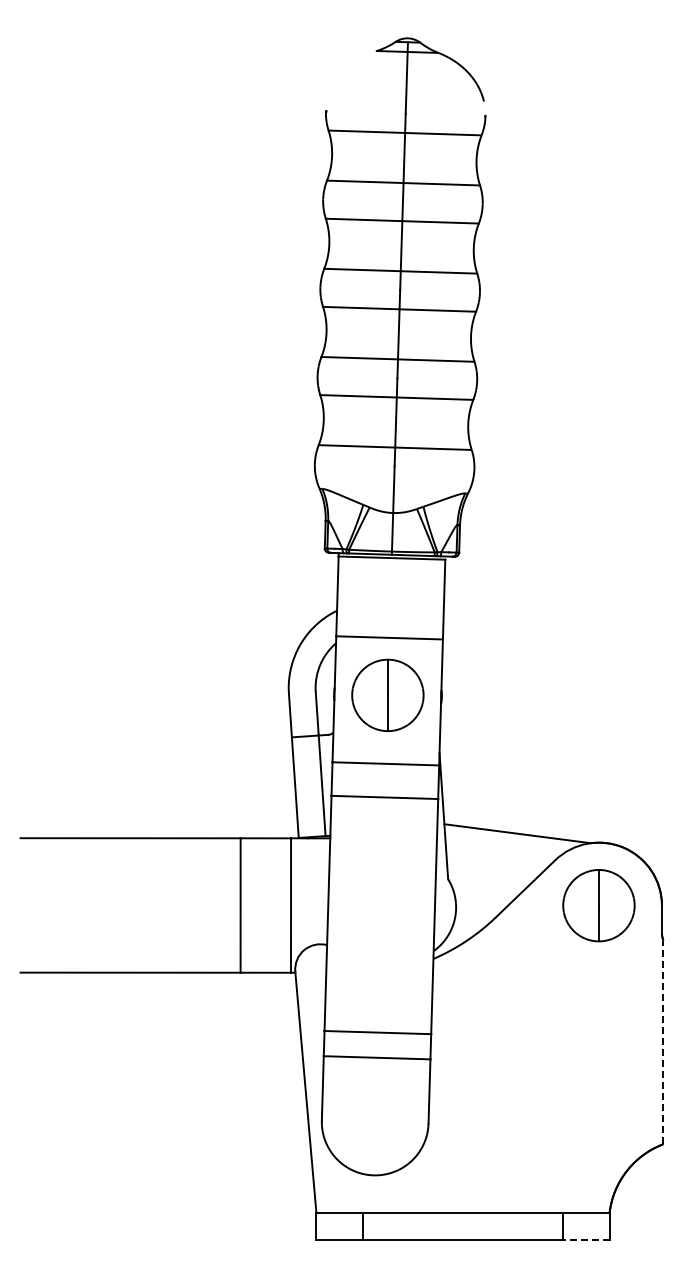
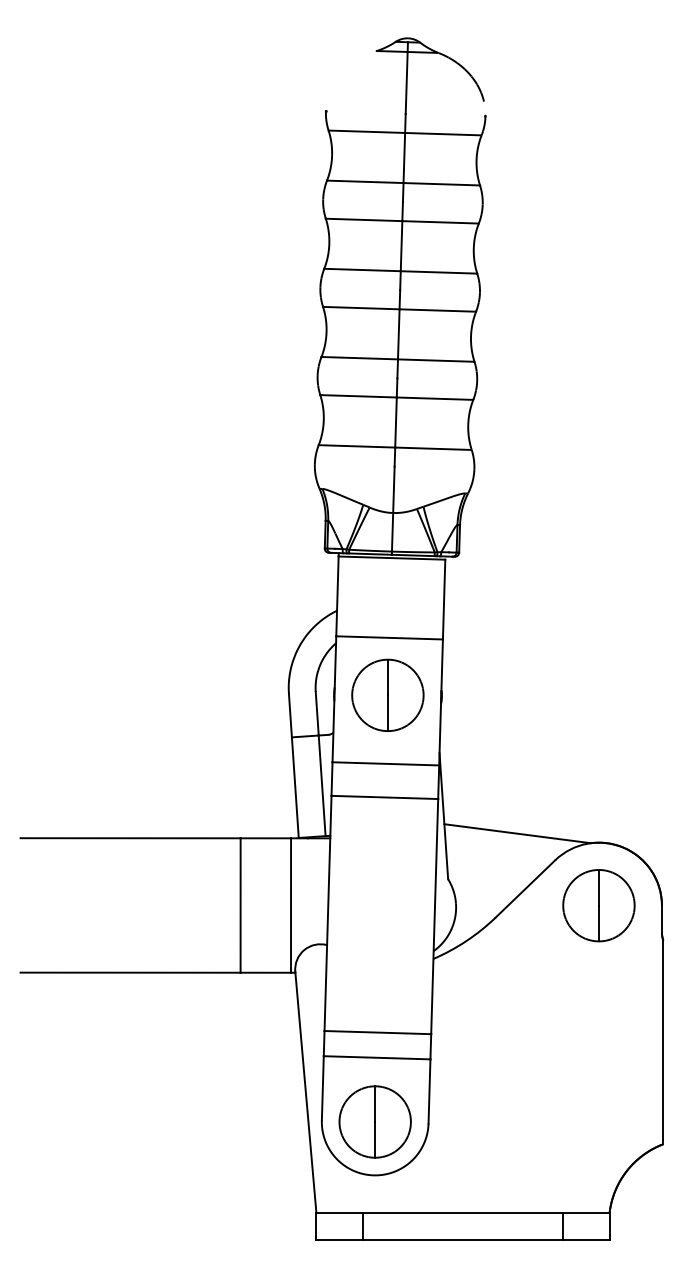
line: dashed -> solid (663, 1042)
part: none -> present (374, 1121)
line: dashed -> solid (586, 1239)
